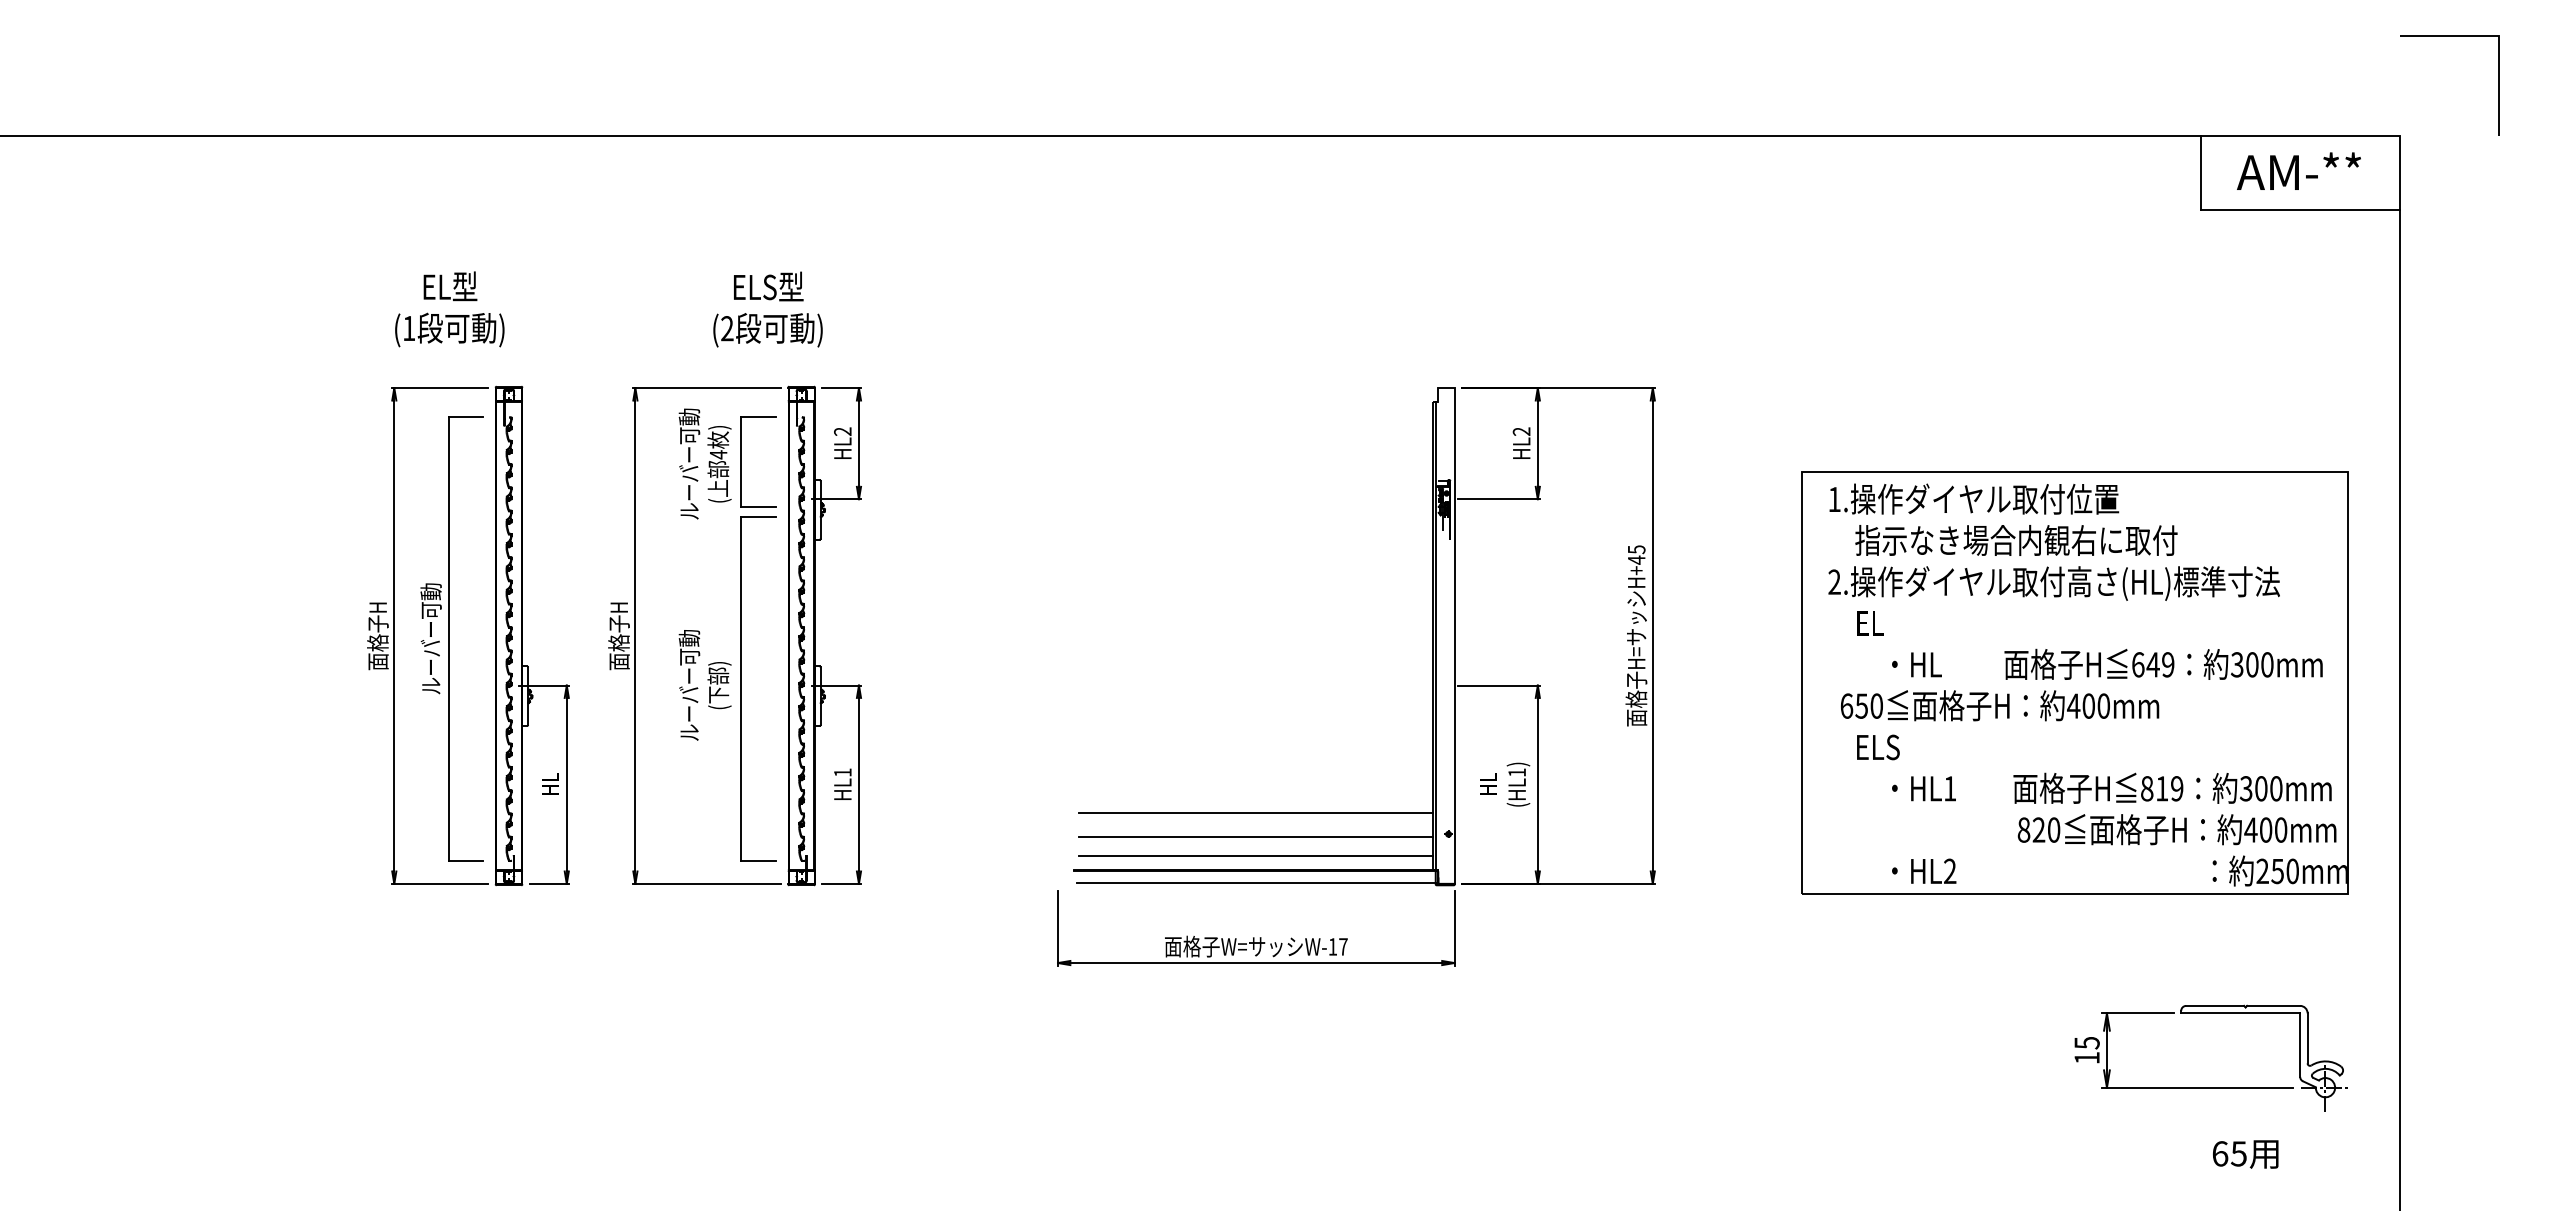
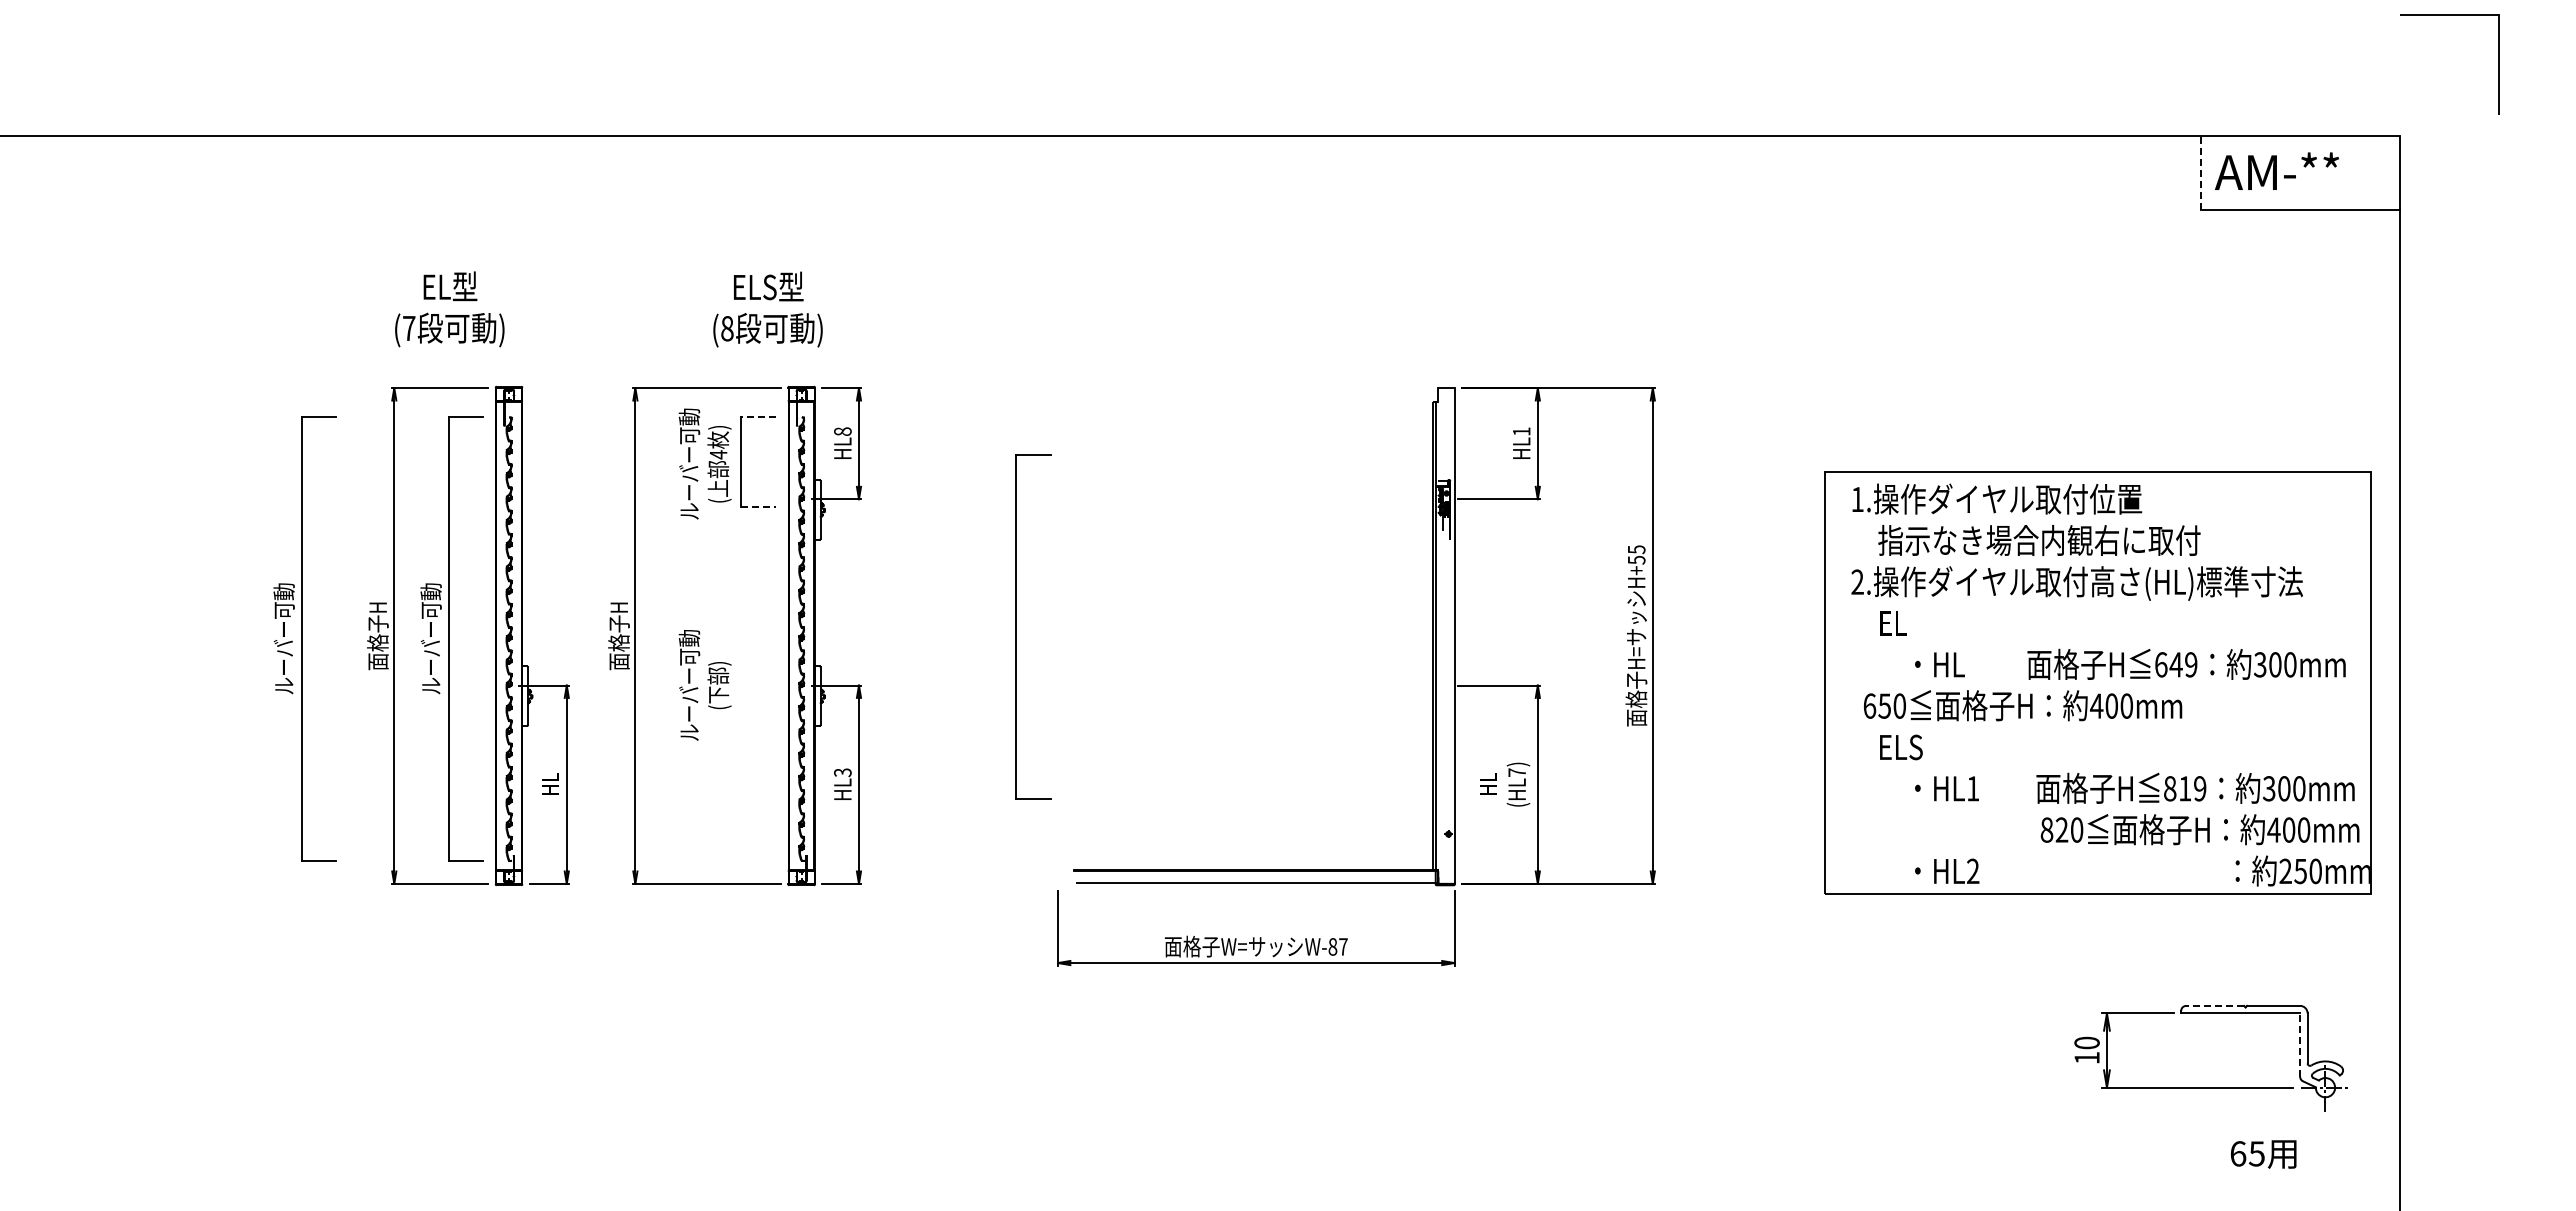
line position: (2449, 36) -> (2449, 15) (2449, 15)
text position: (2298, 170) -> (2276, 170) (2276, 170)
line: solid -> dashed (2201, 172)
text: (1 -> (7 (409, 328)
text: (2 -> (8 (727, 328)
line: solid -> dashed (758, 417)
text: HL2 -> HL8 (842, 431)
text: HL2 -> HL1 (1521, 431)
line: solid -> dashed (759, 506)
text: H+45 -> H+55 (1636, 559)
part: none -> present (304, 638)
part position: (2074, 682) -> (2097, 682) (2097, 682)
part position: (741, 688) -> (1016, 626) (1016, 626)
text: HL1 -> HL3 (842, 772)
text: (HL1) -> (HL7) (1516, 772)
line: present -> none (1256, 813)
line: present -> none (1256, 836)
line: present -> none (1256, 856)
text: W-17 -> W-87 (1332, 946)
line: solid -> dashed (2215, 1005)
text: 15 -> 10 (2086, 1042)
line: solid -> dashed (2300, 1045)
text position: (2245, 1154) -> (2263, 1154) (2263, 1154)
